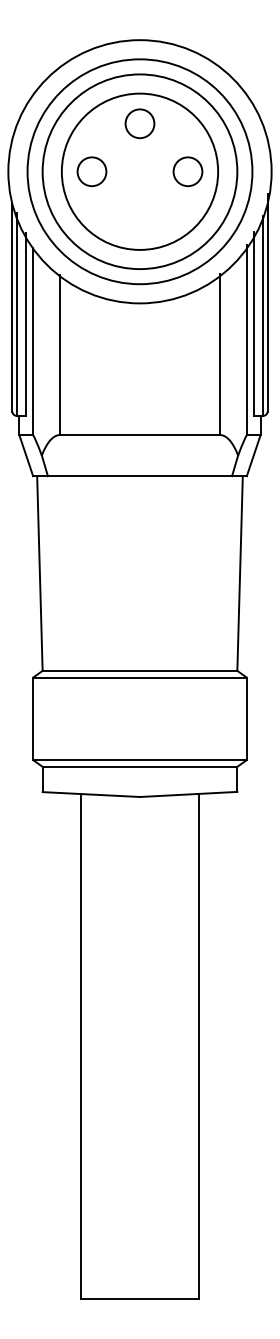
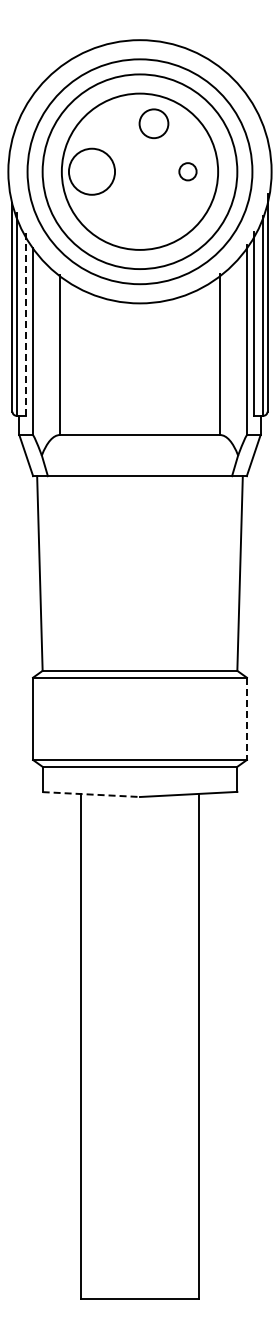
circle position: (139, 123) -> (153, 123) (153, 123)
circle diameter: 29 px -> 46 px (91, 171)
circle diameter: 29 px -> 17 px (187, 171)
line: solid -> dashed (25, 324)
line: solid -> dashed (246, 719)
line: solid -> dashed (91, 794)
